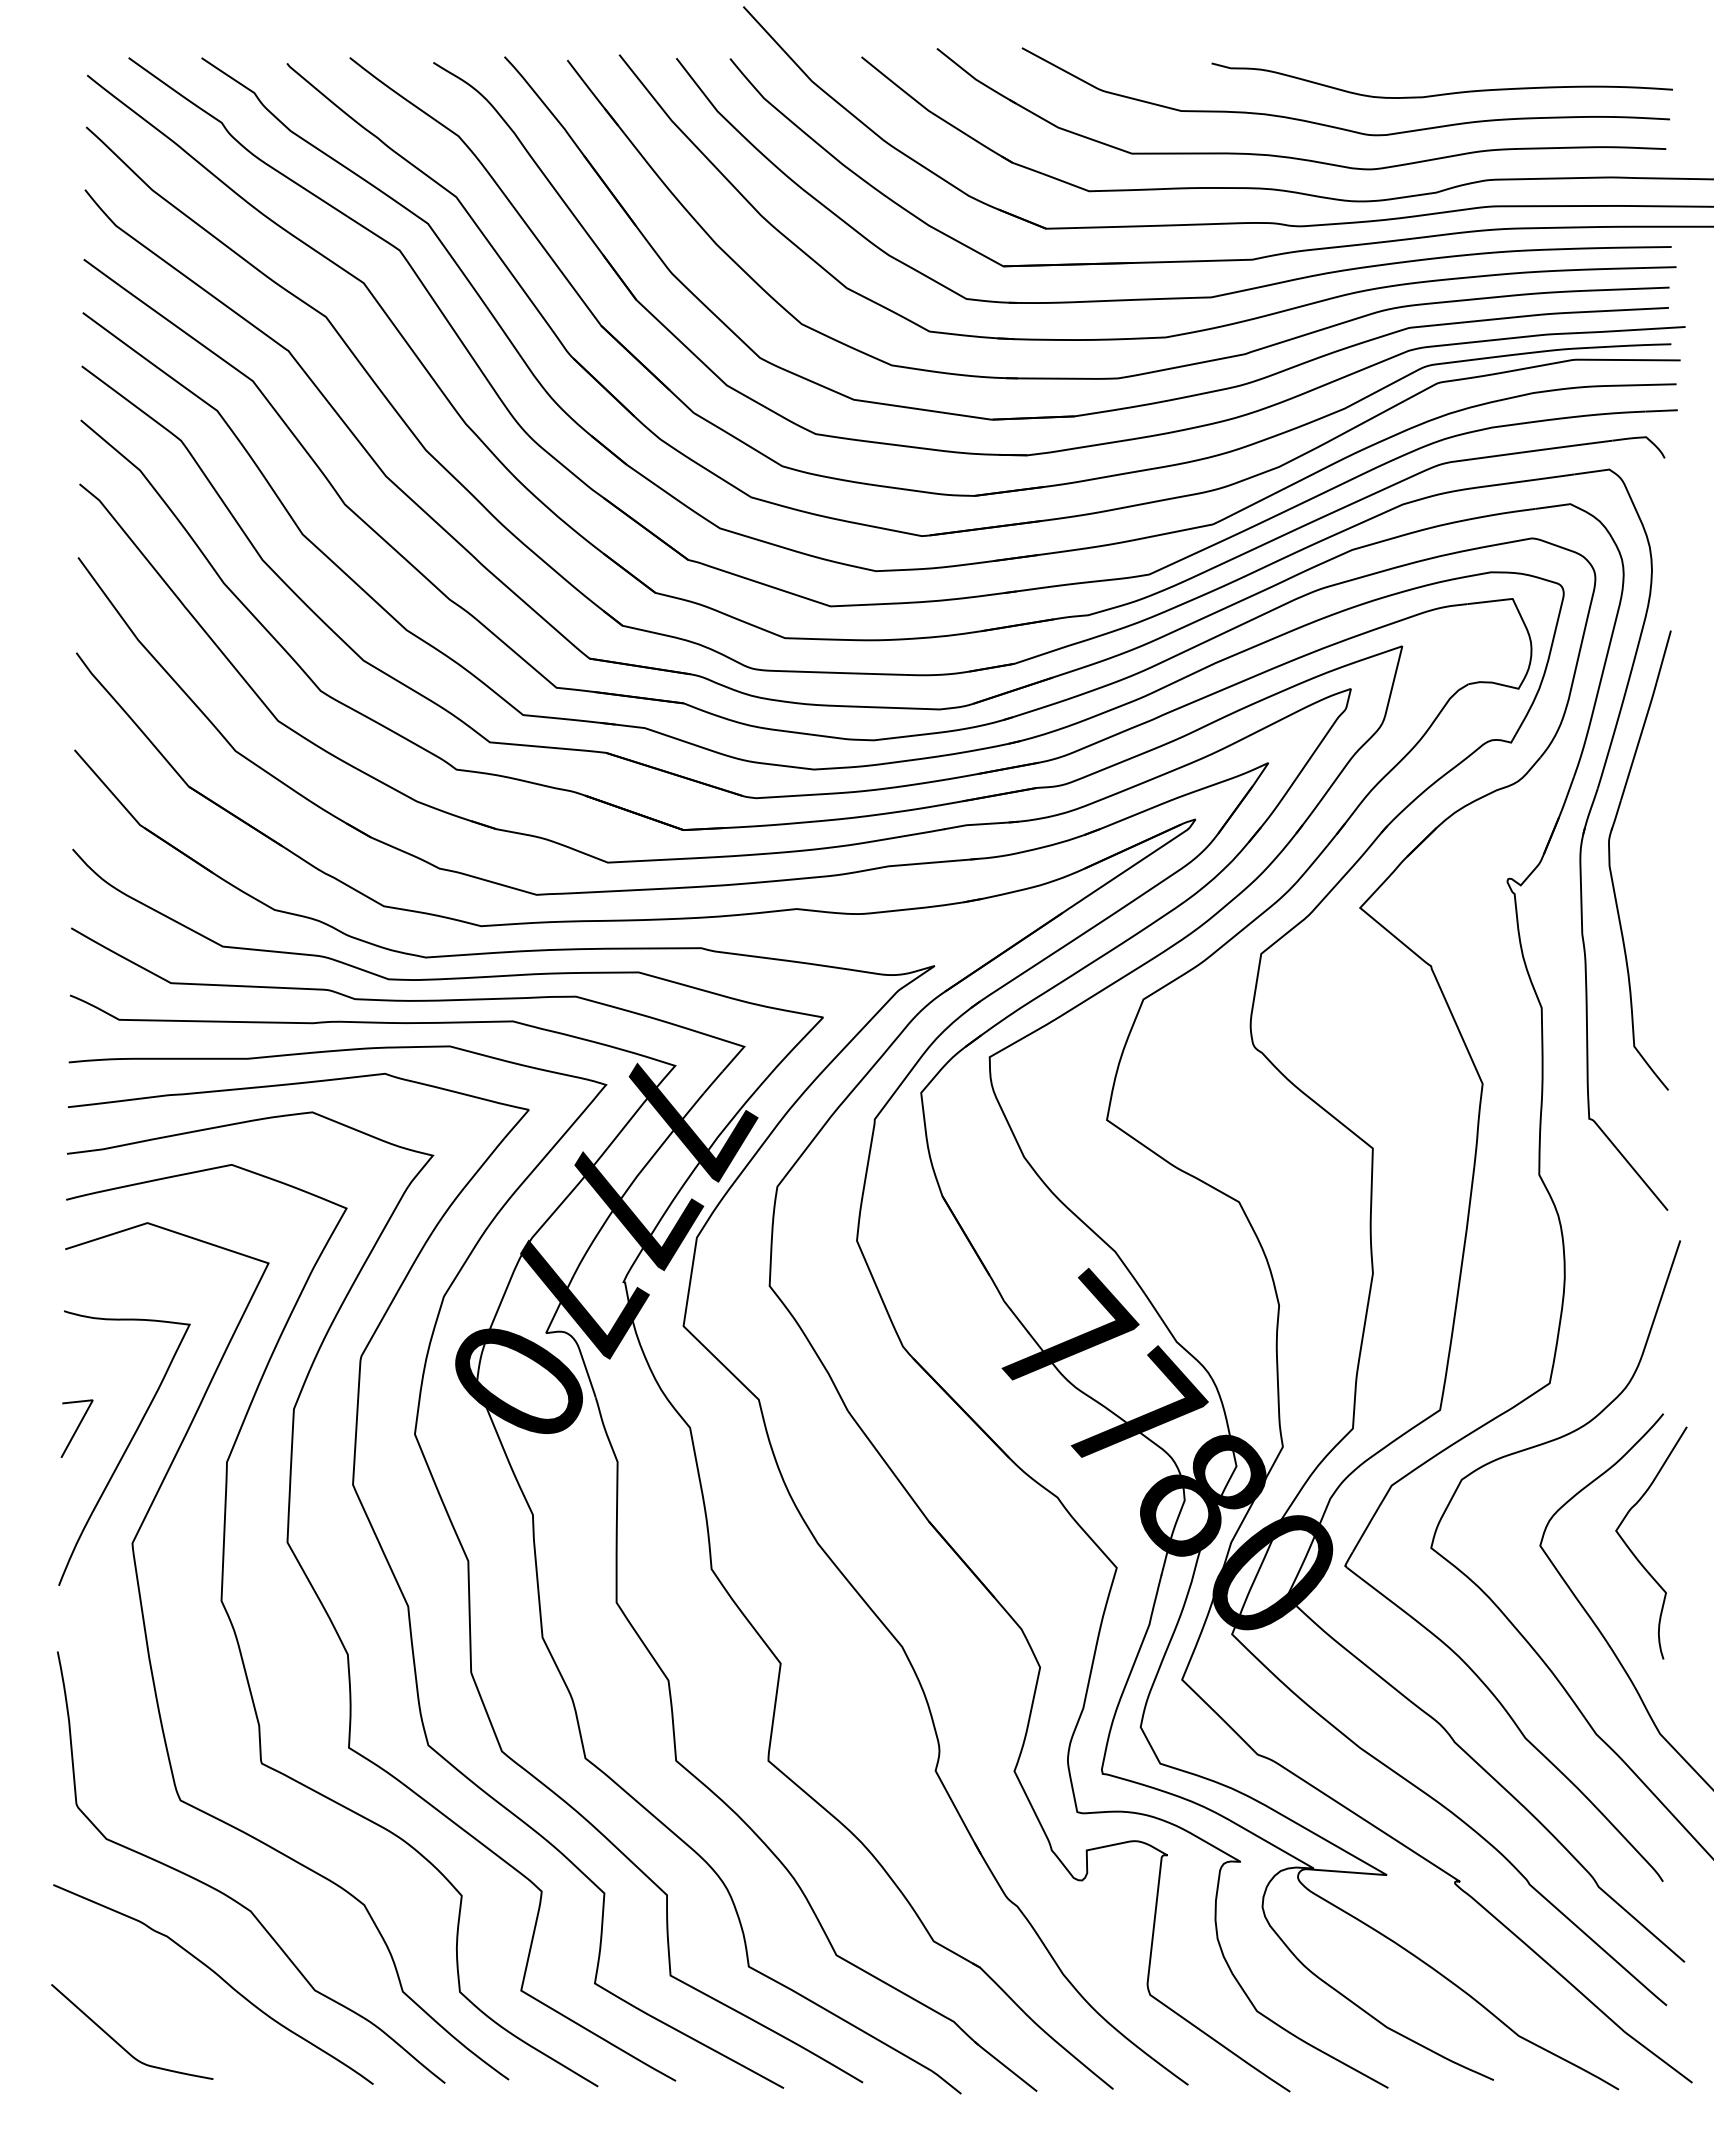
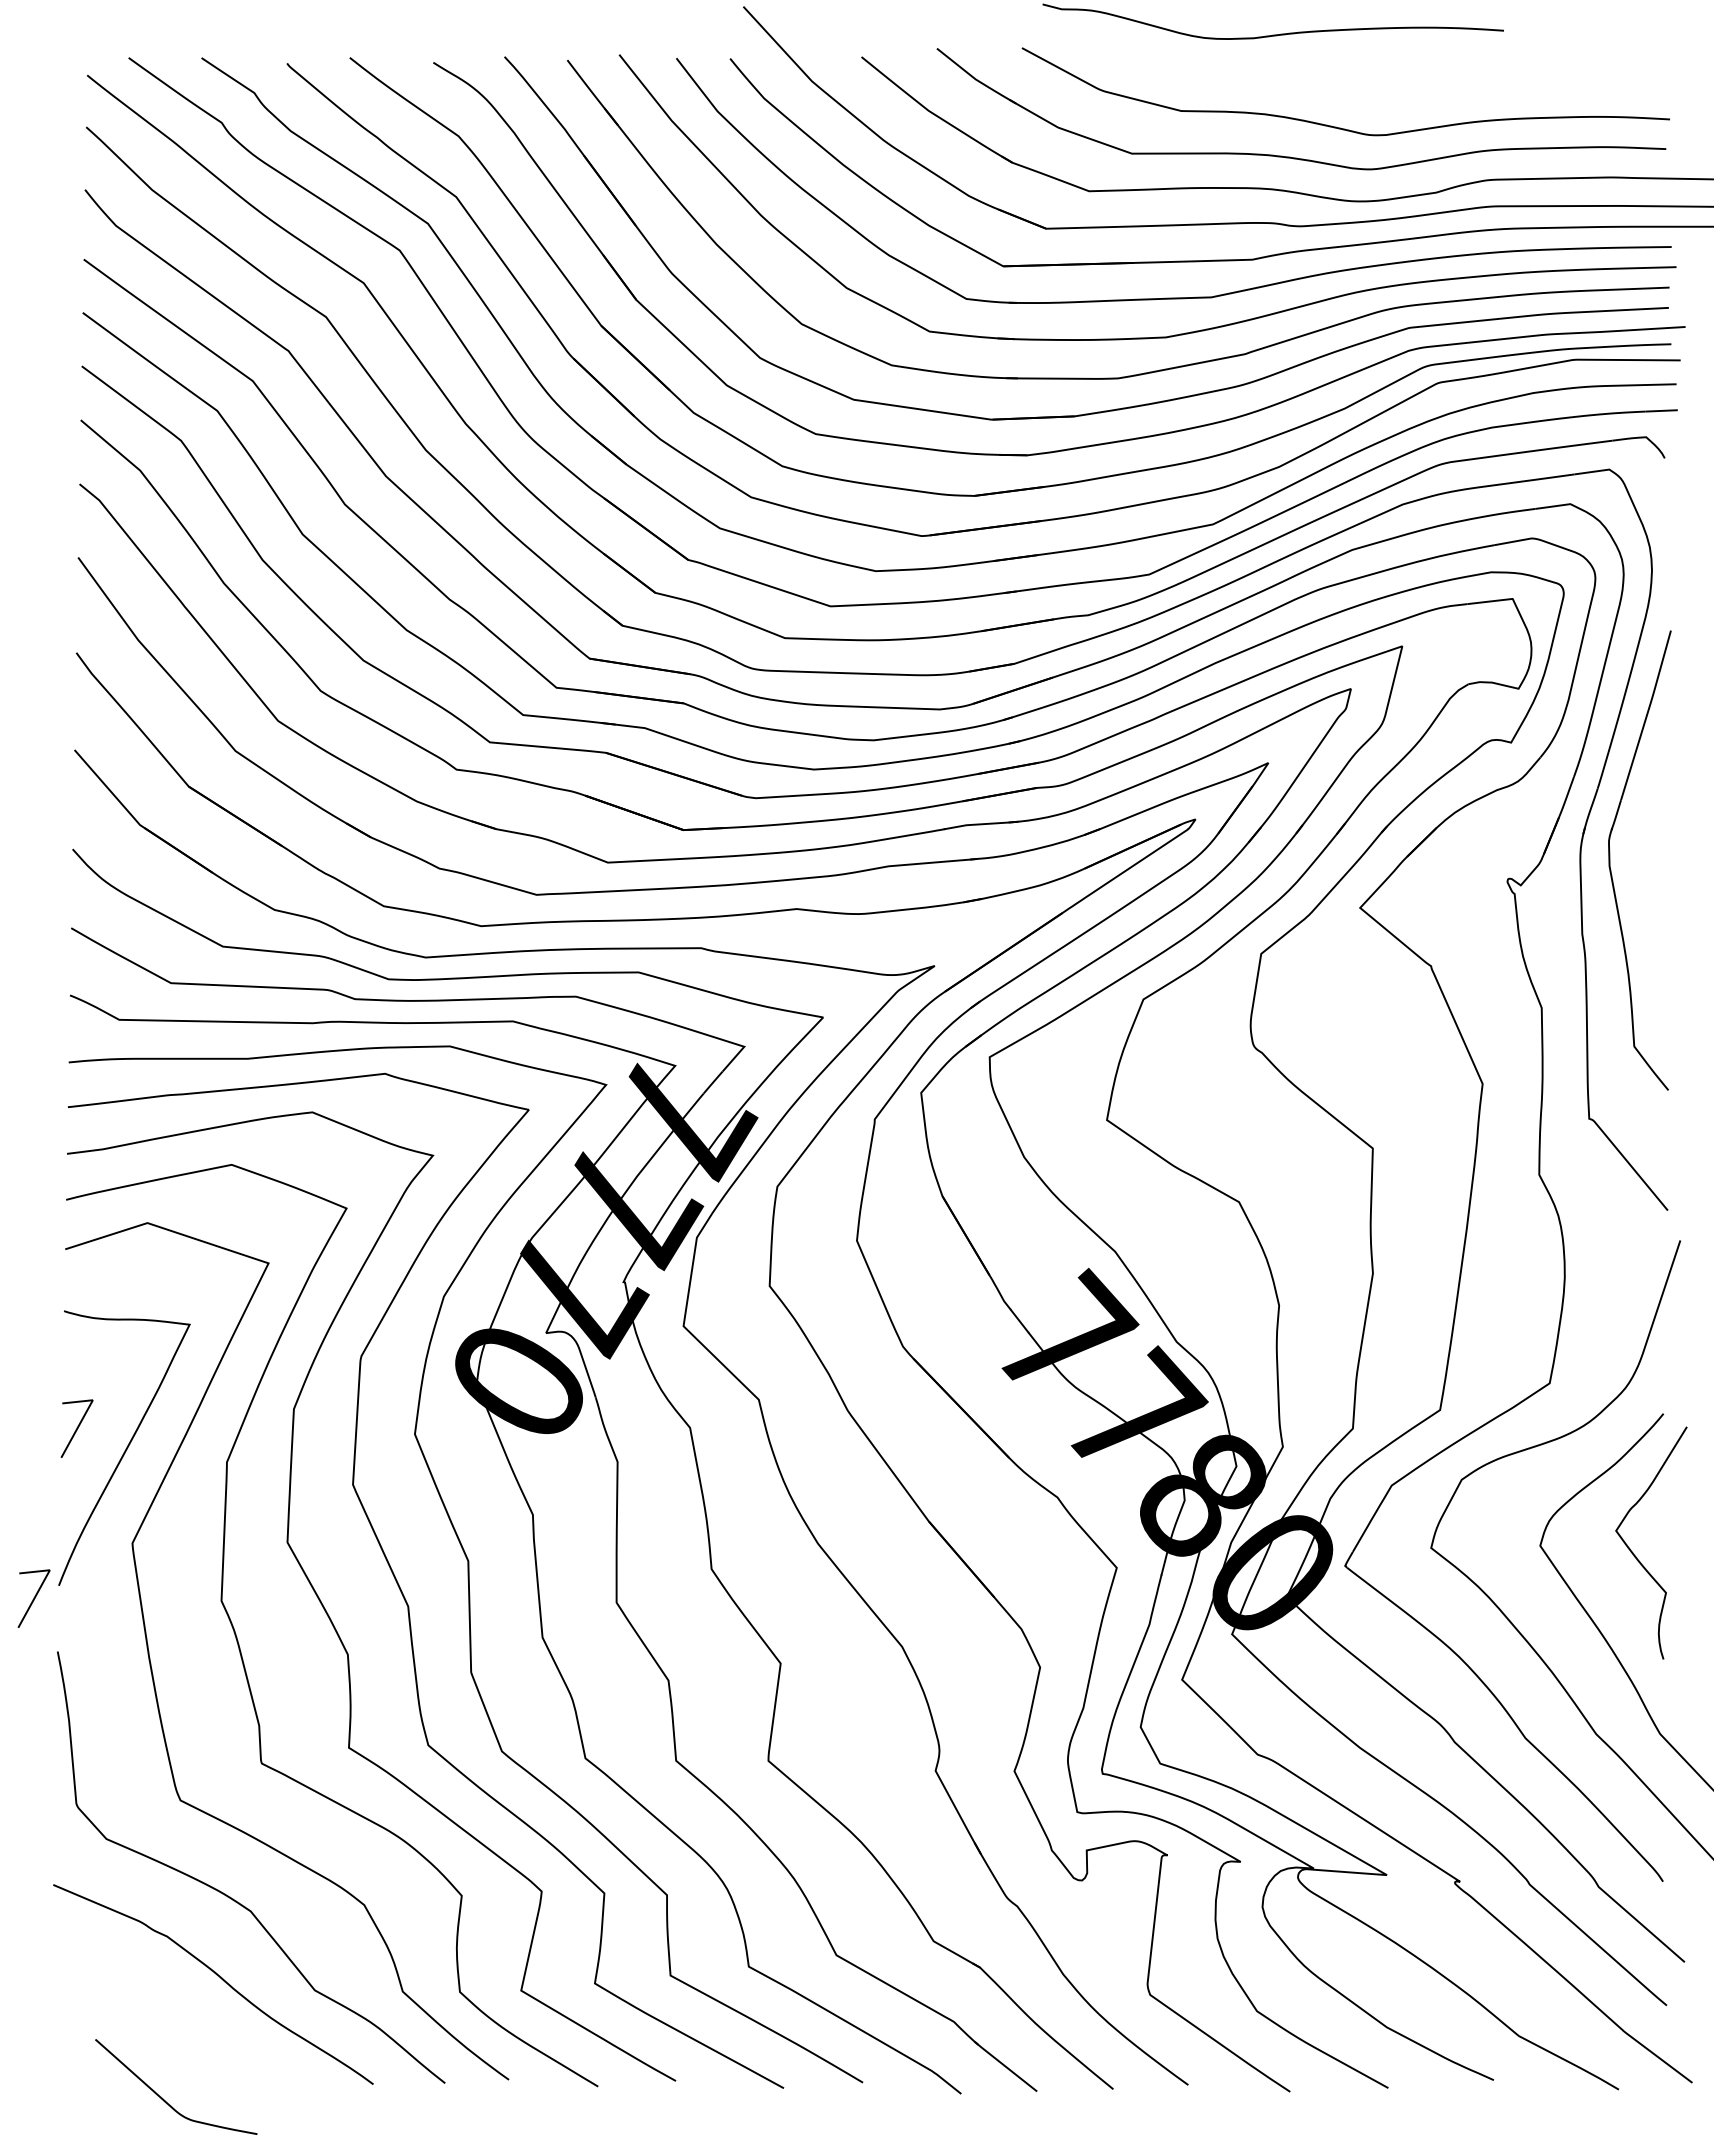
curve position: (1441, 93) -> (1272, 34) (1272, 34)
line: none -> present (33, 1598)
curve position: (119, 2043) -> (163, 2098) (163, 2098)
